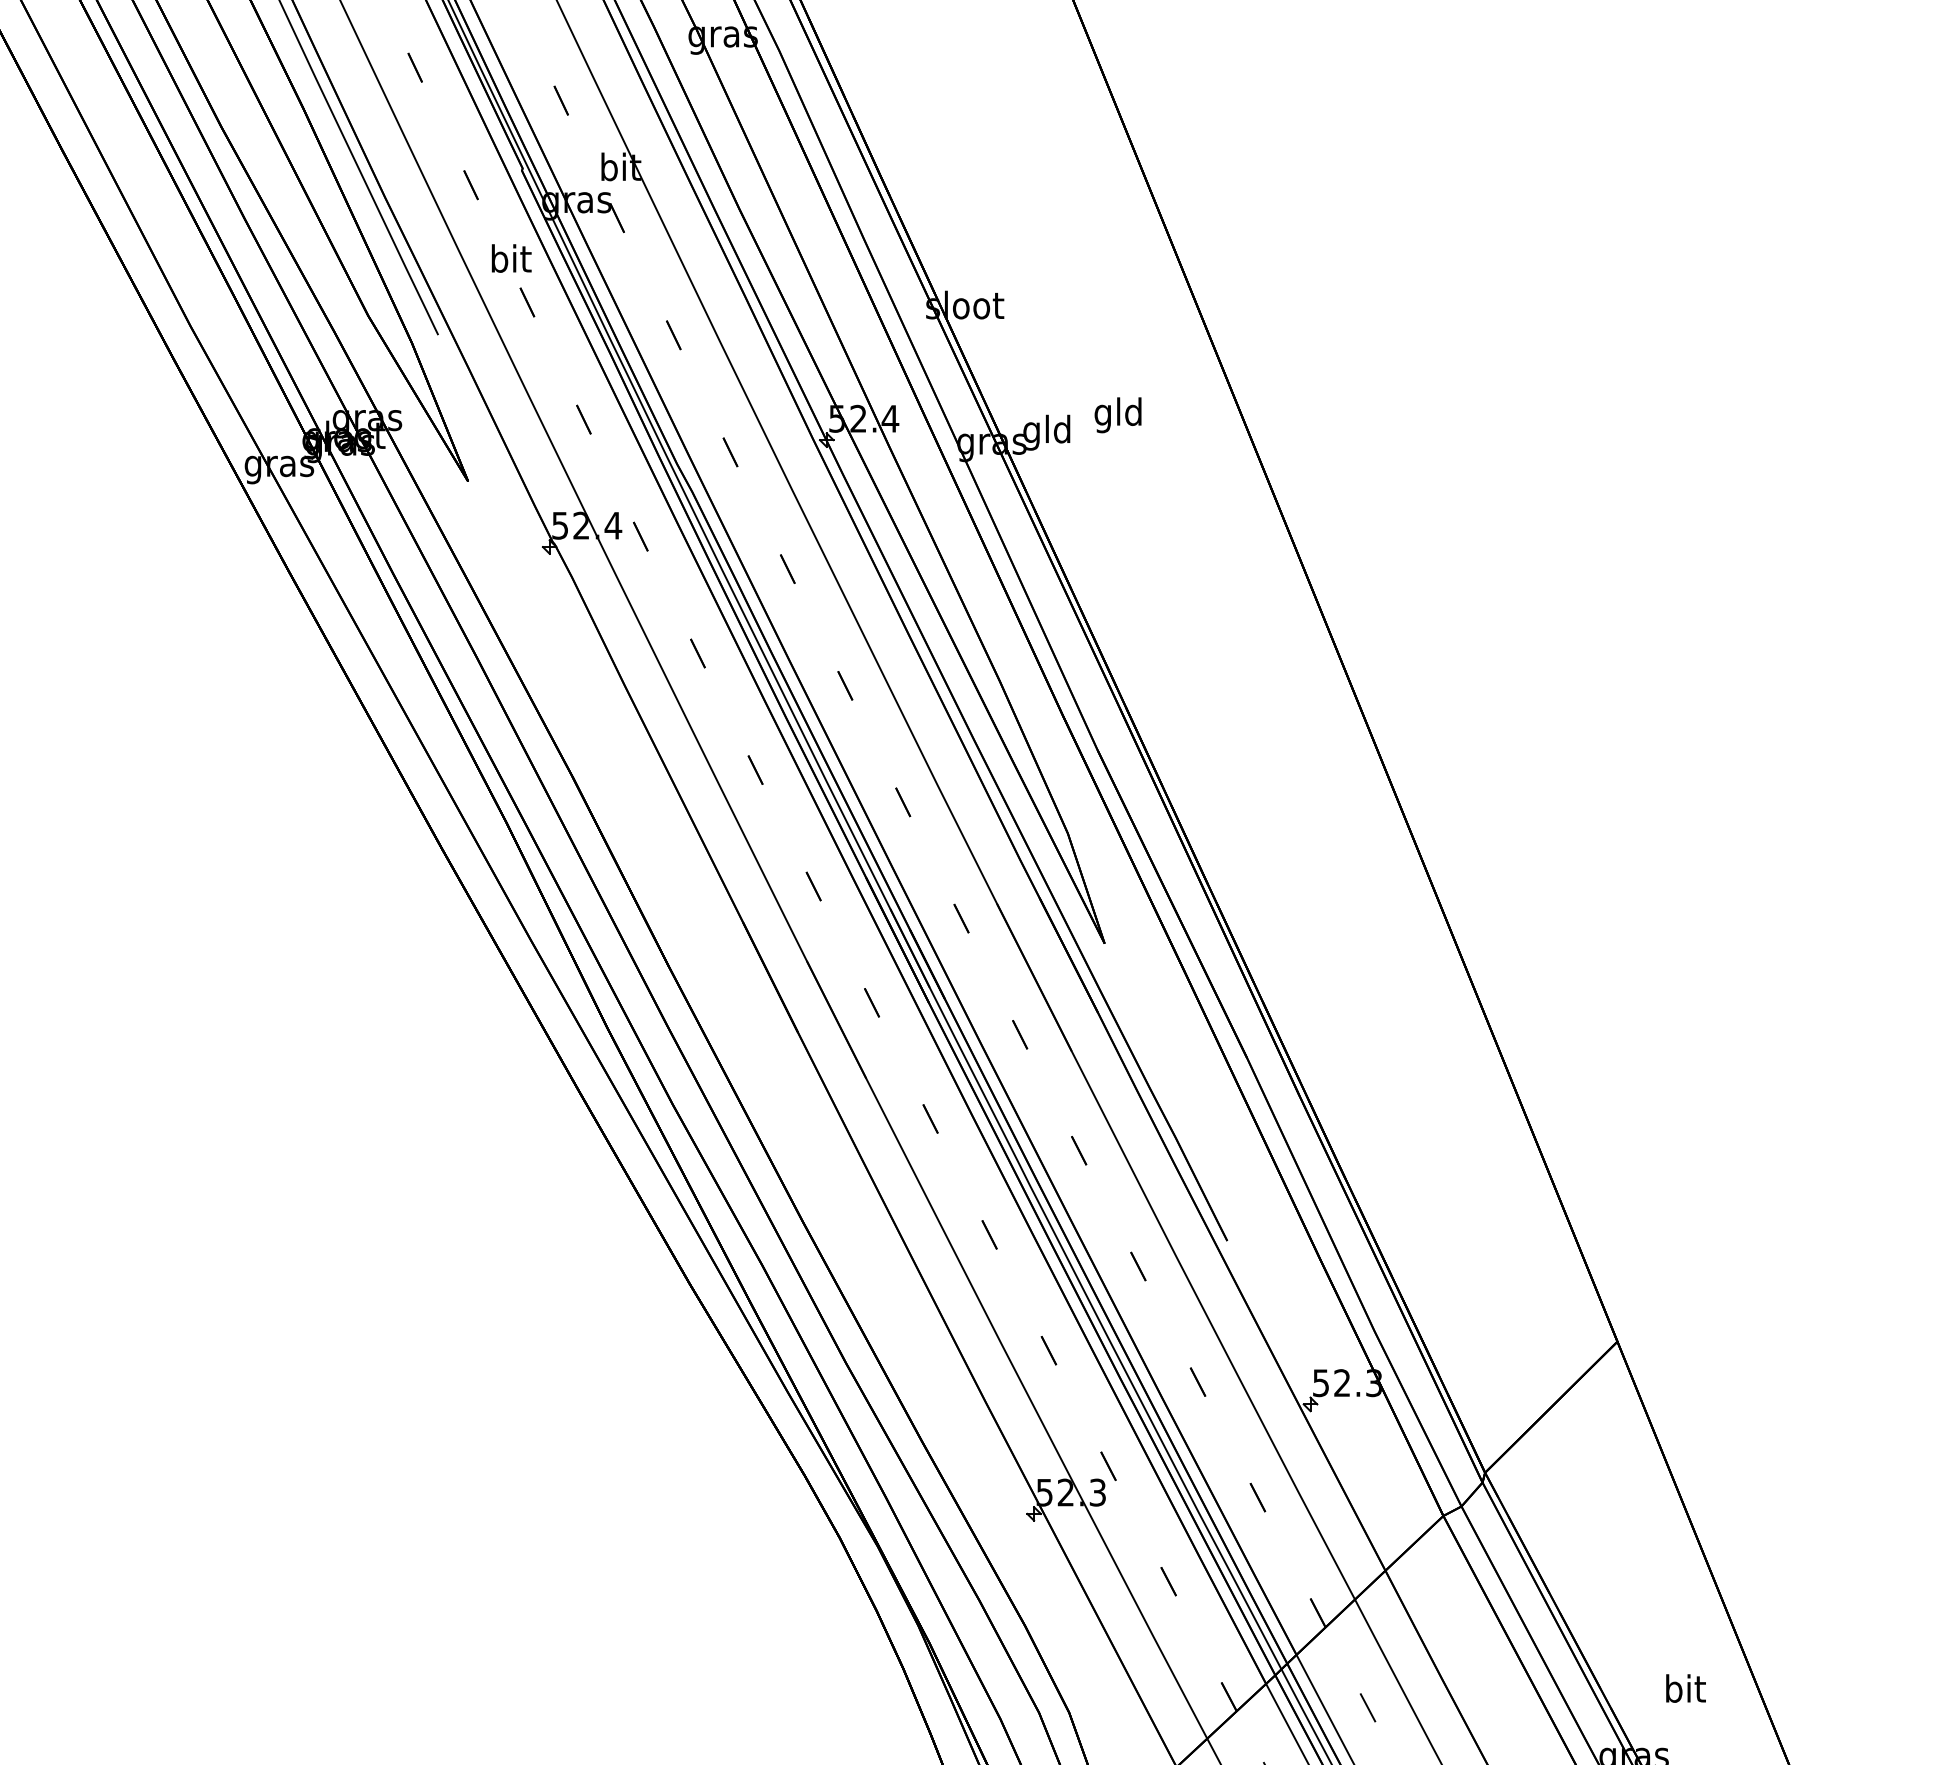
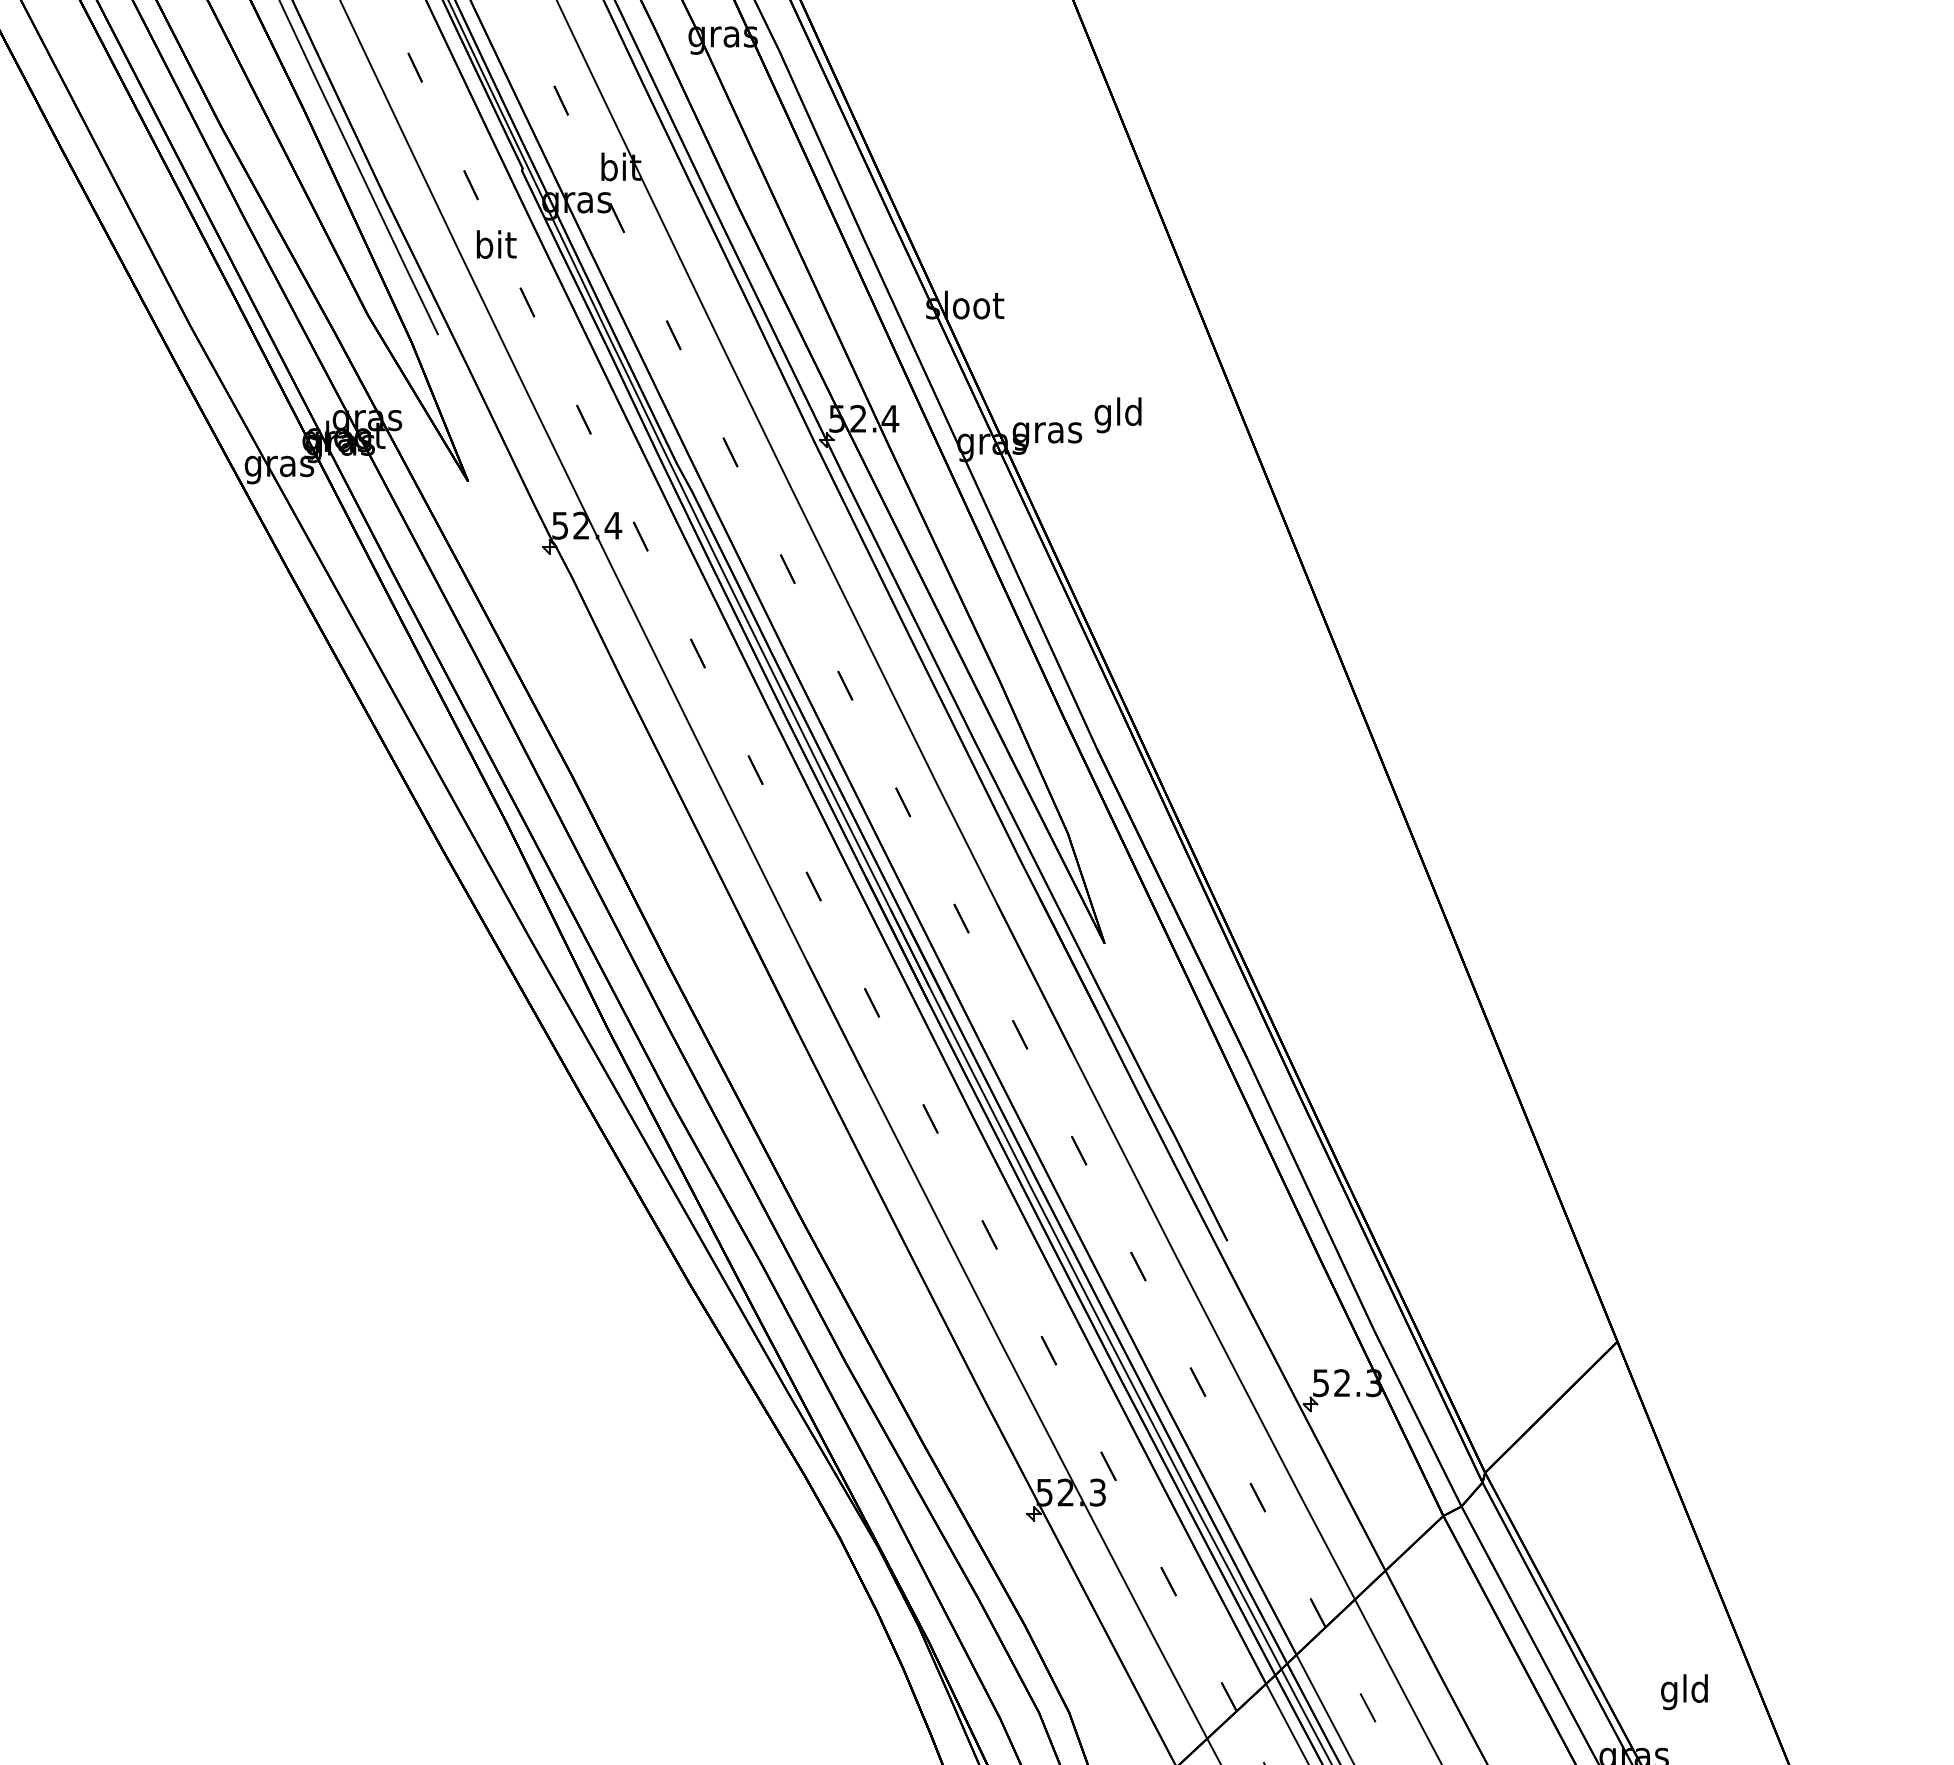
text position: (511, 258) -> (496, 244) (496, 244)
text: gld -> gras (1047, 432)
text: bit -> gld (1684, 1692)
